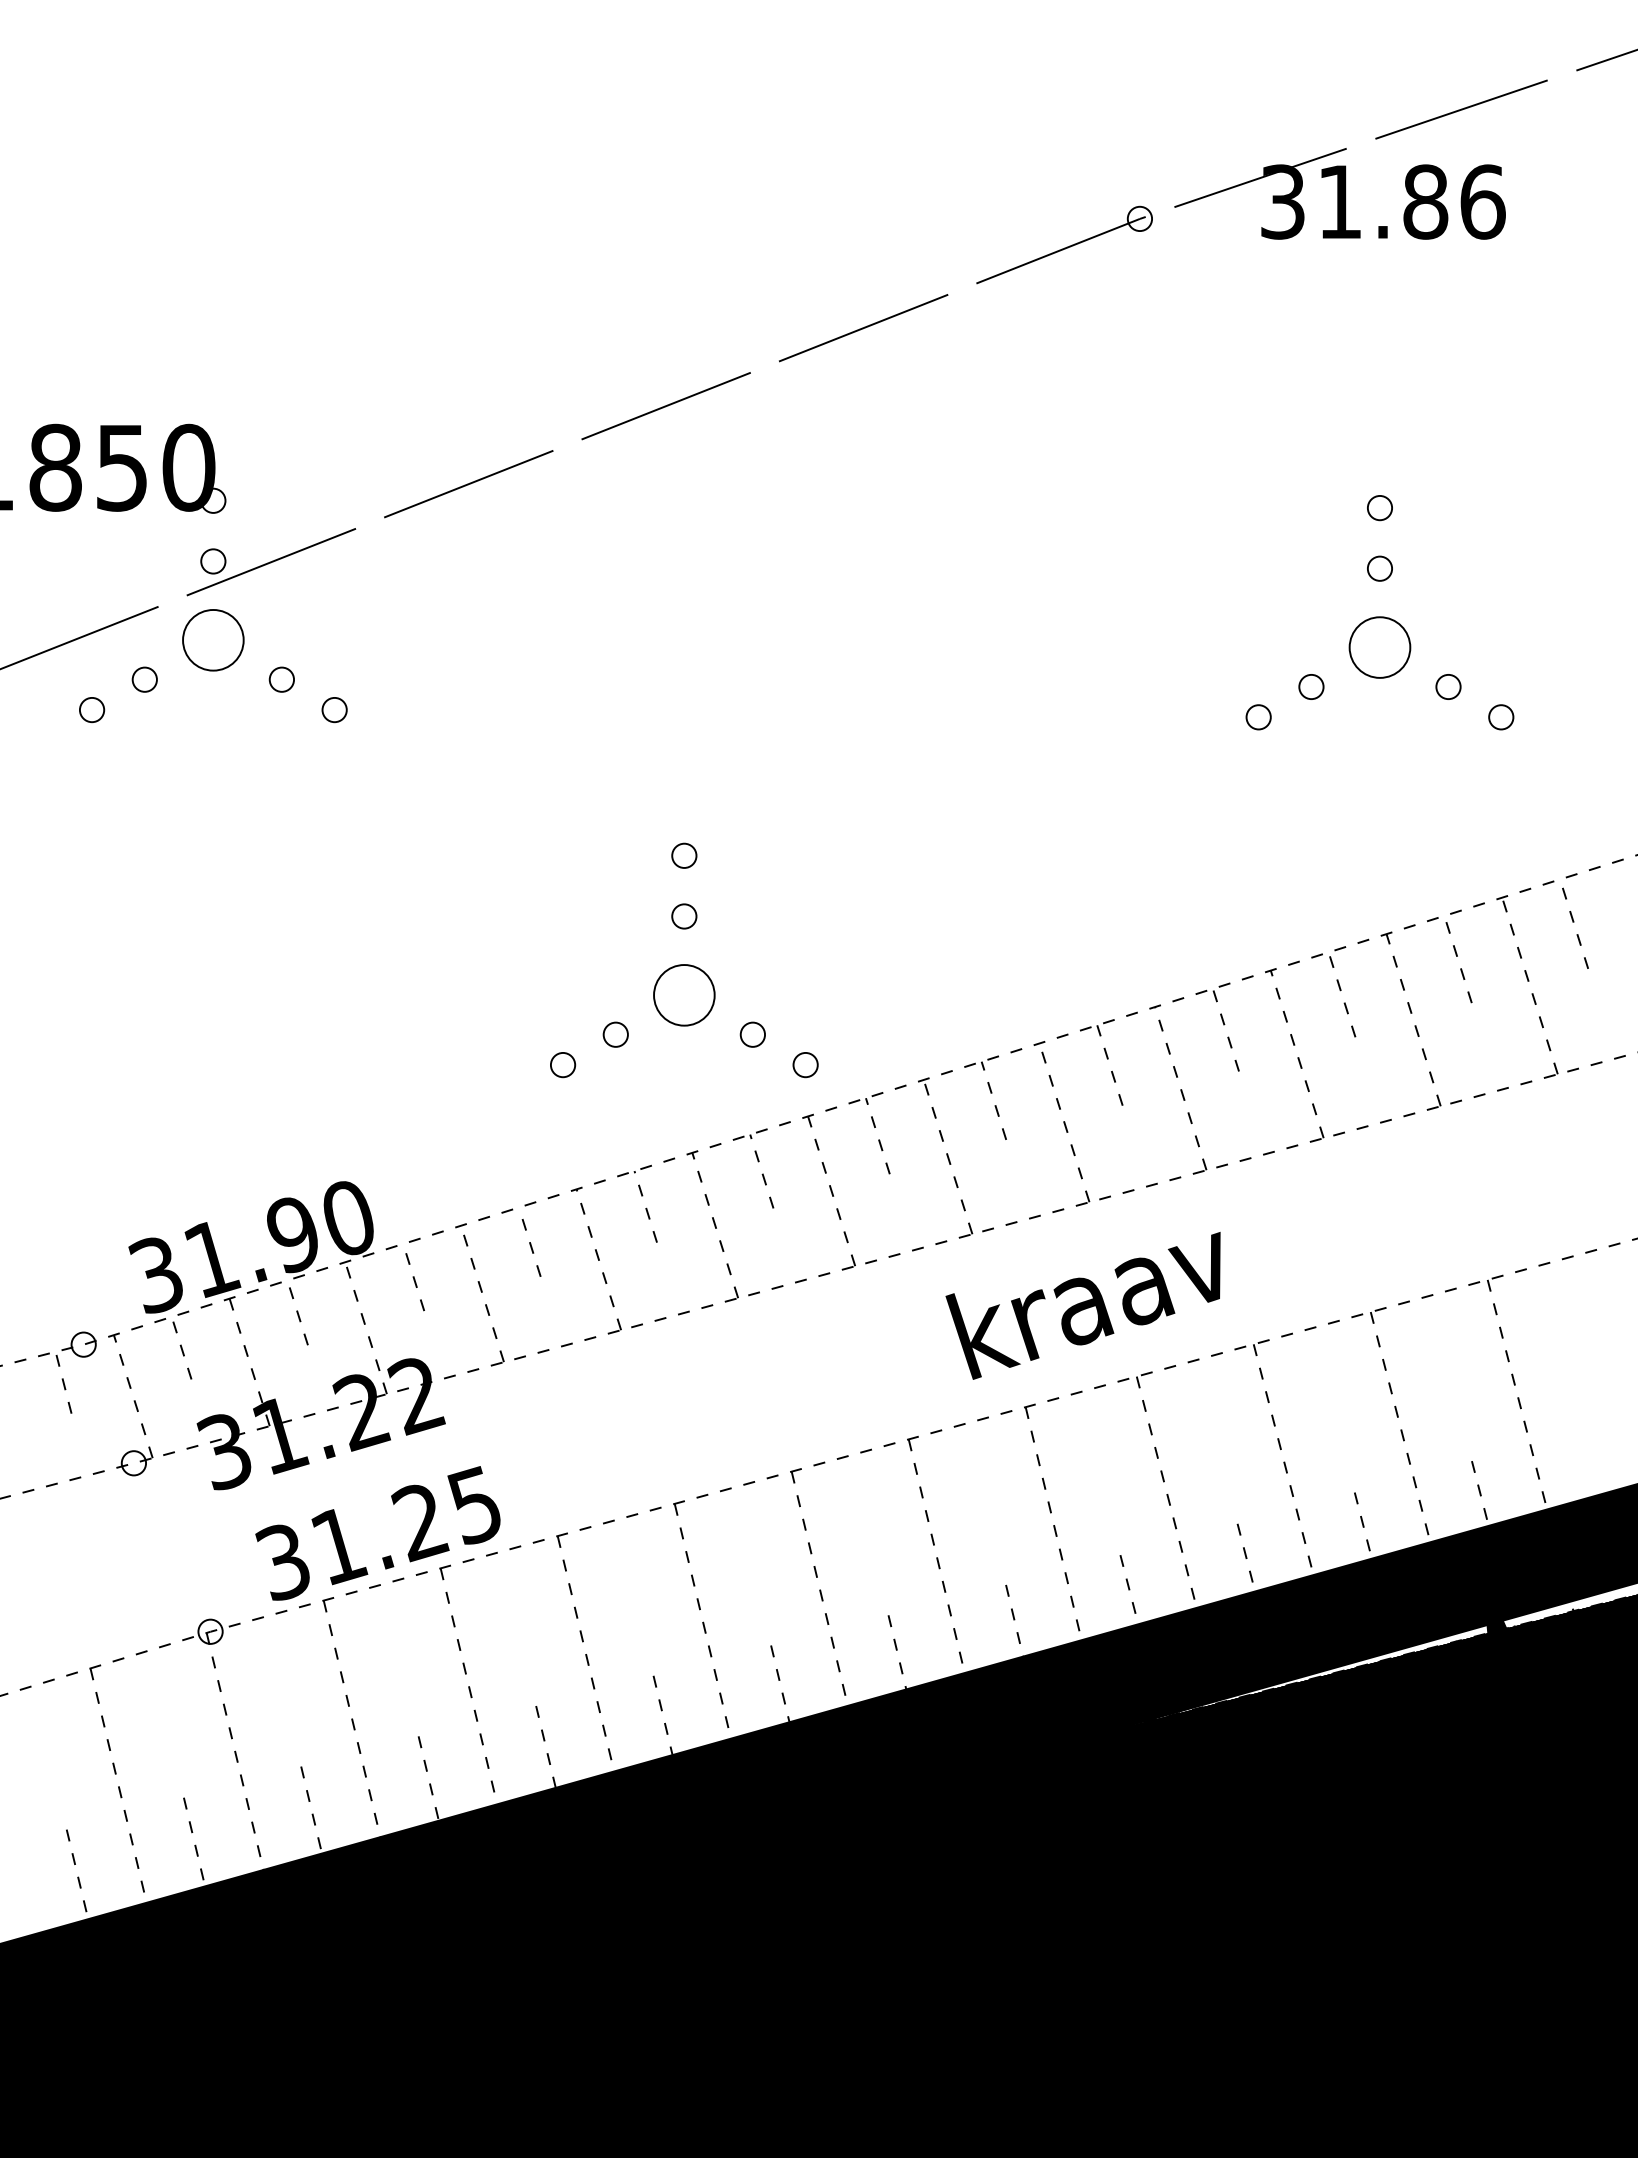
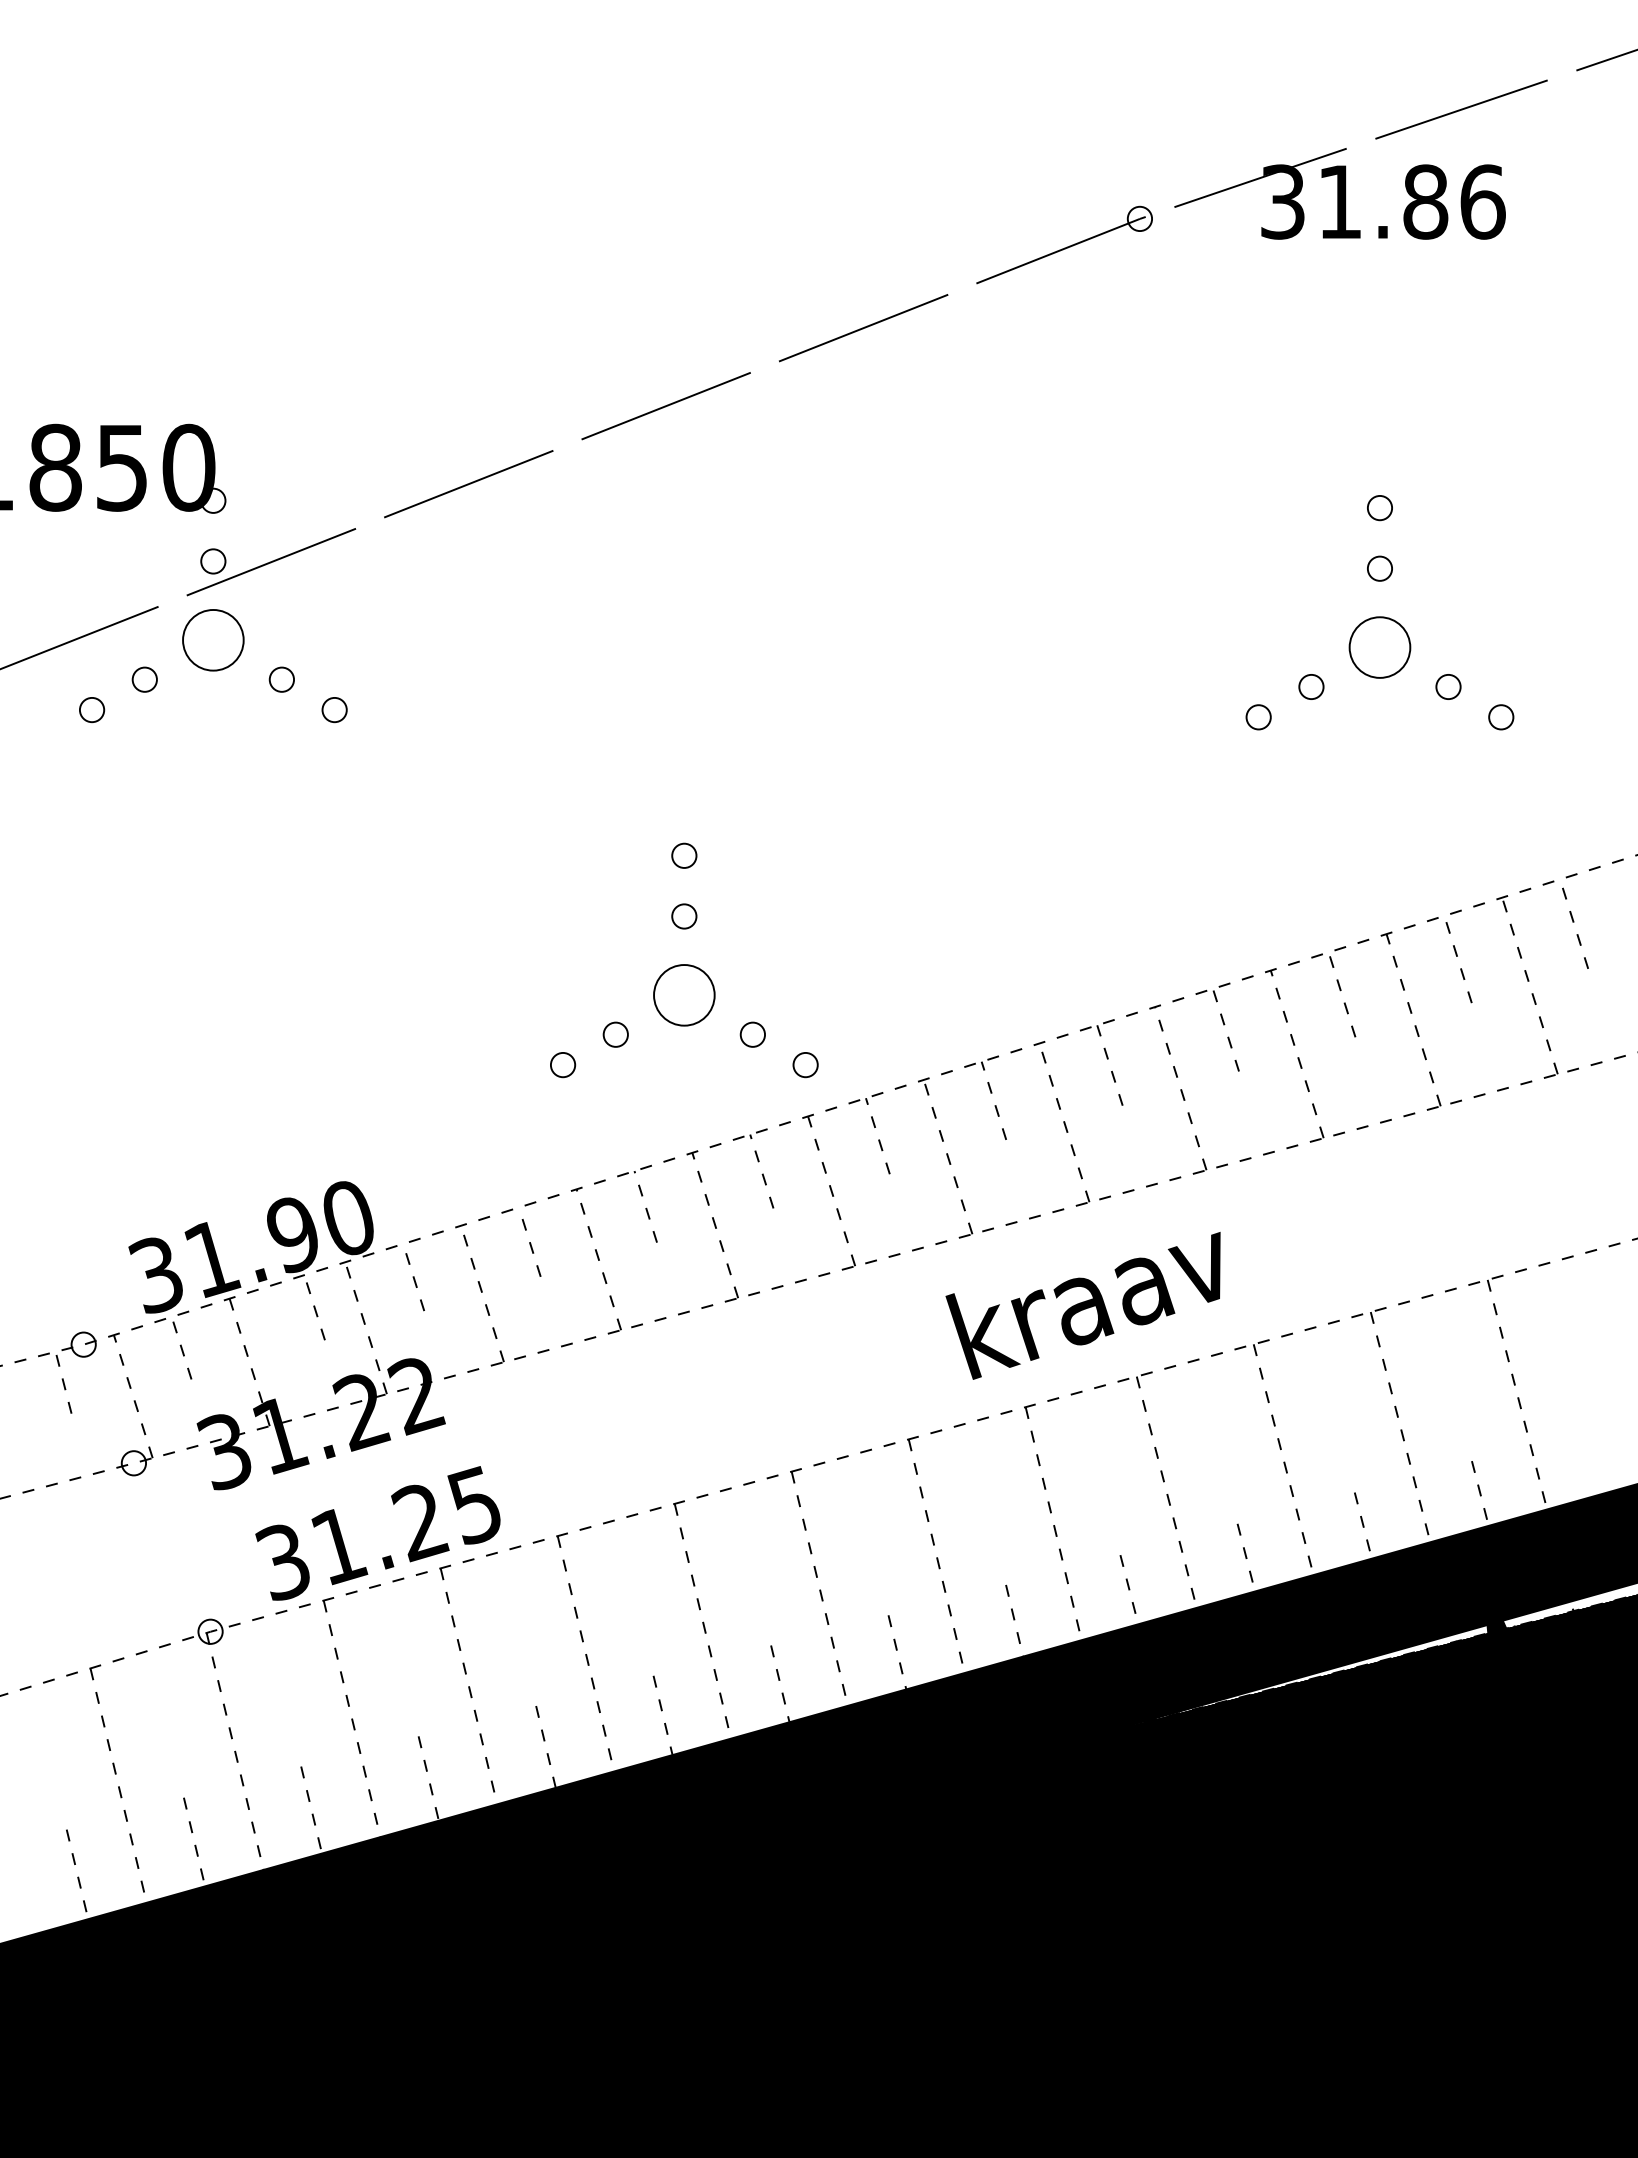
line position: (298, 1316) -> (315, 1311) (315, 1311)
